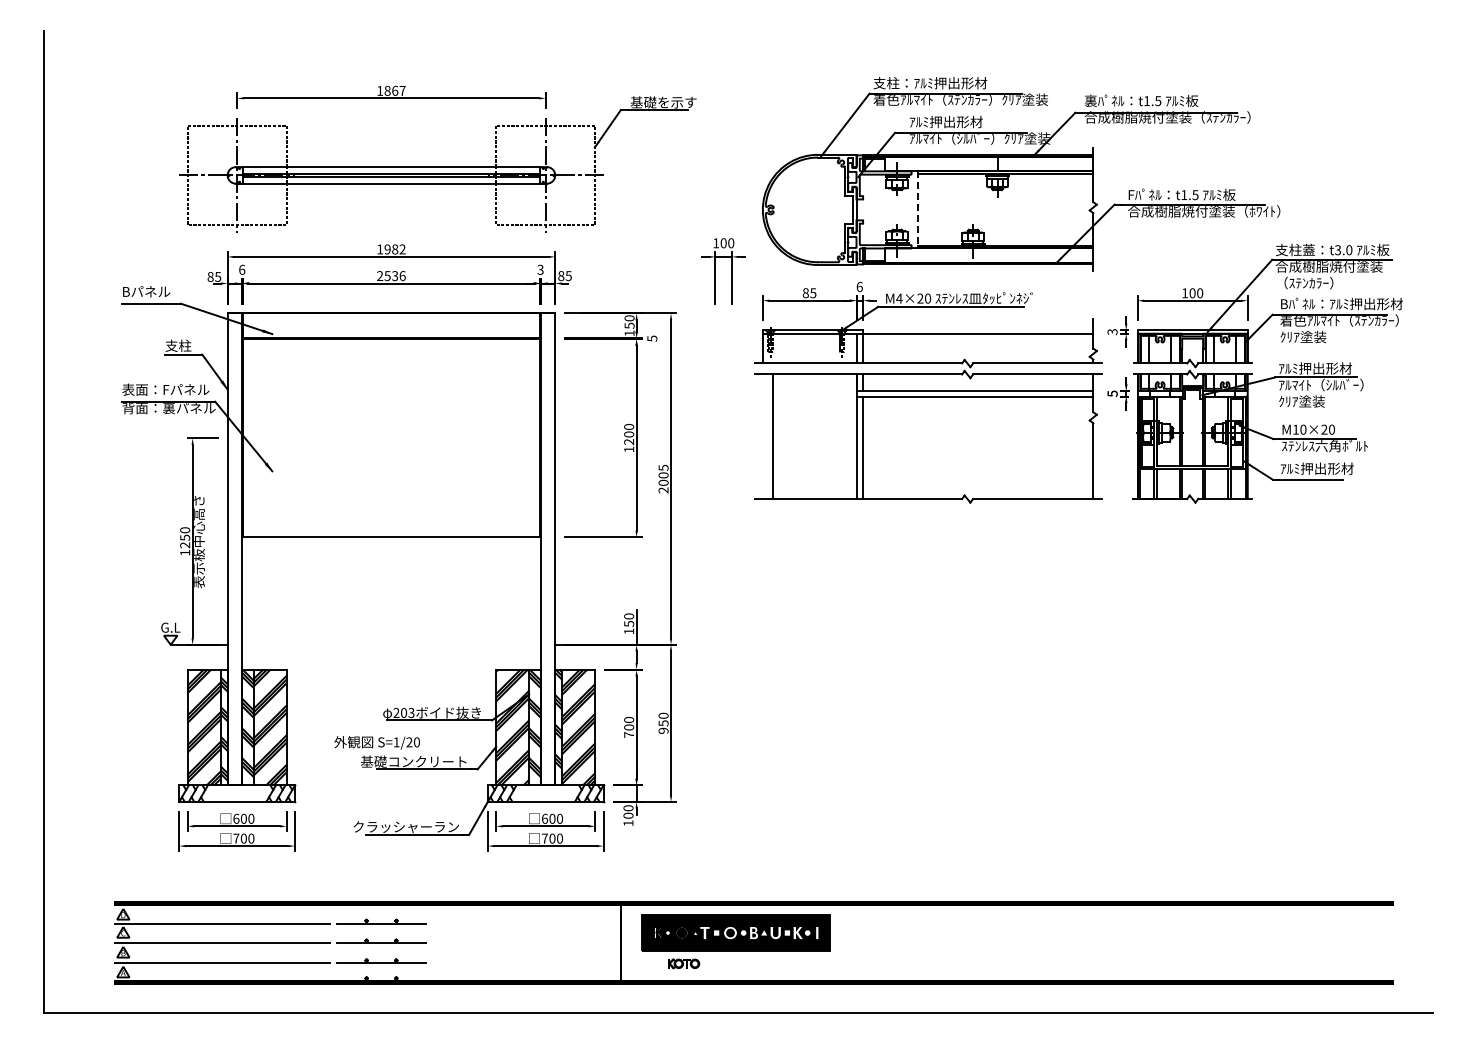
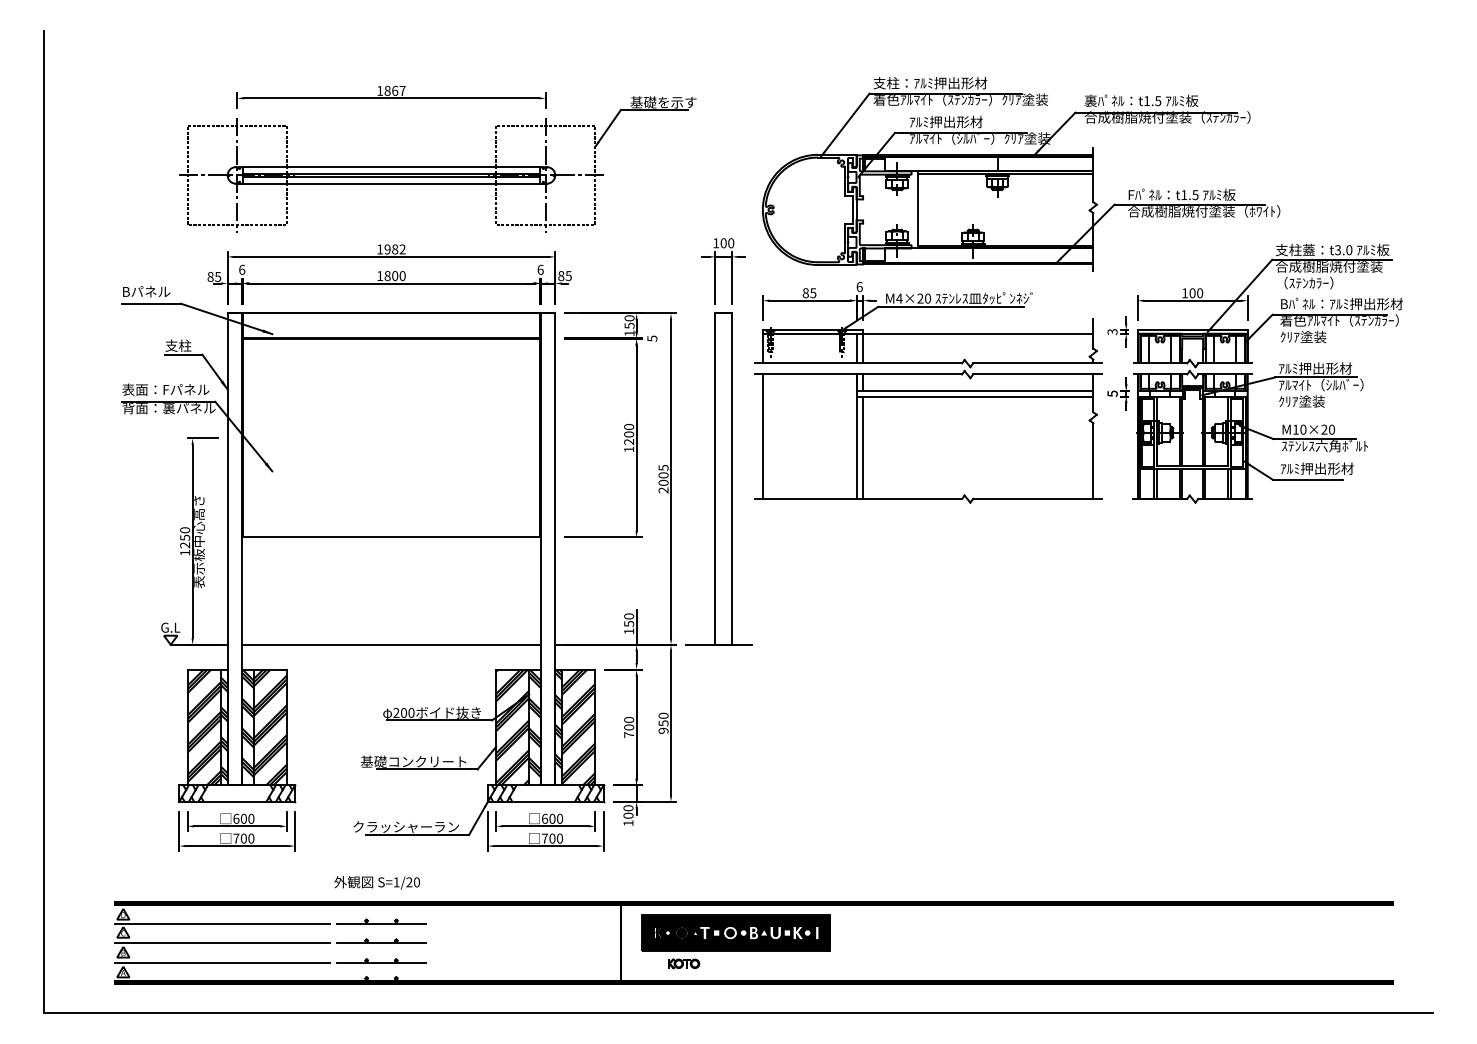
line: dashed -> solid (918, 209)
text: 3 -> 6 (540, 269)
text: 2536 -> 1800 (391, 275)
line position: (772, 436) -> (762, 436) (762, 436)
part: none -> present (718, 478)
line: none -> present (391, 644)
text: 203 -> 200 (411, 712)
text position: (376, 742) -> (376, 882) (376, 882)
